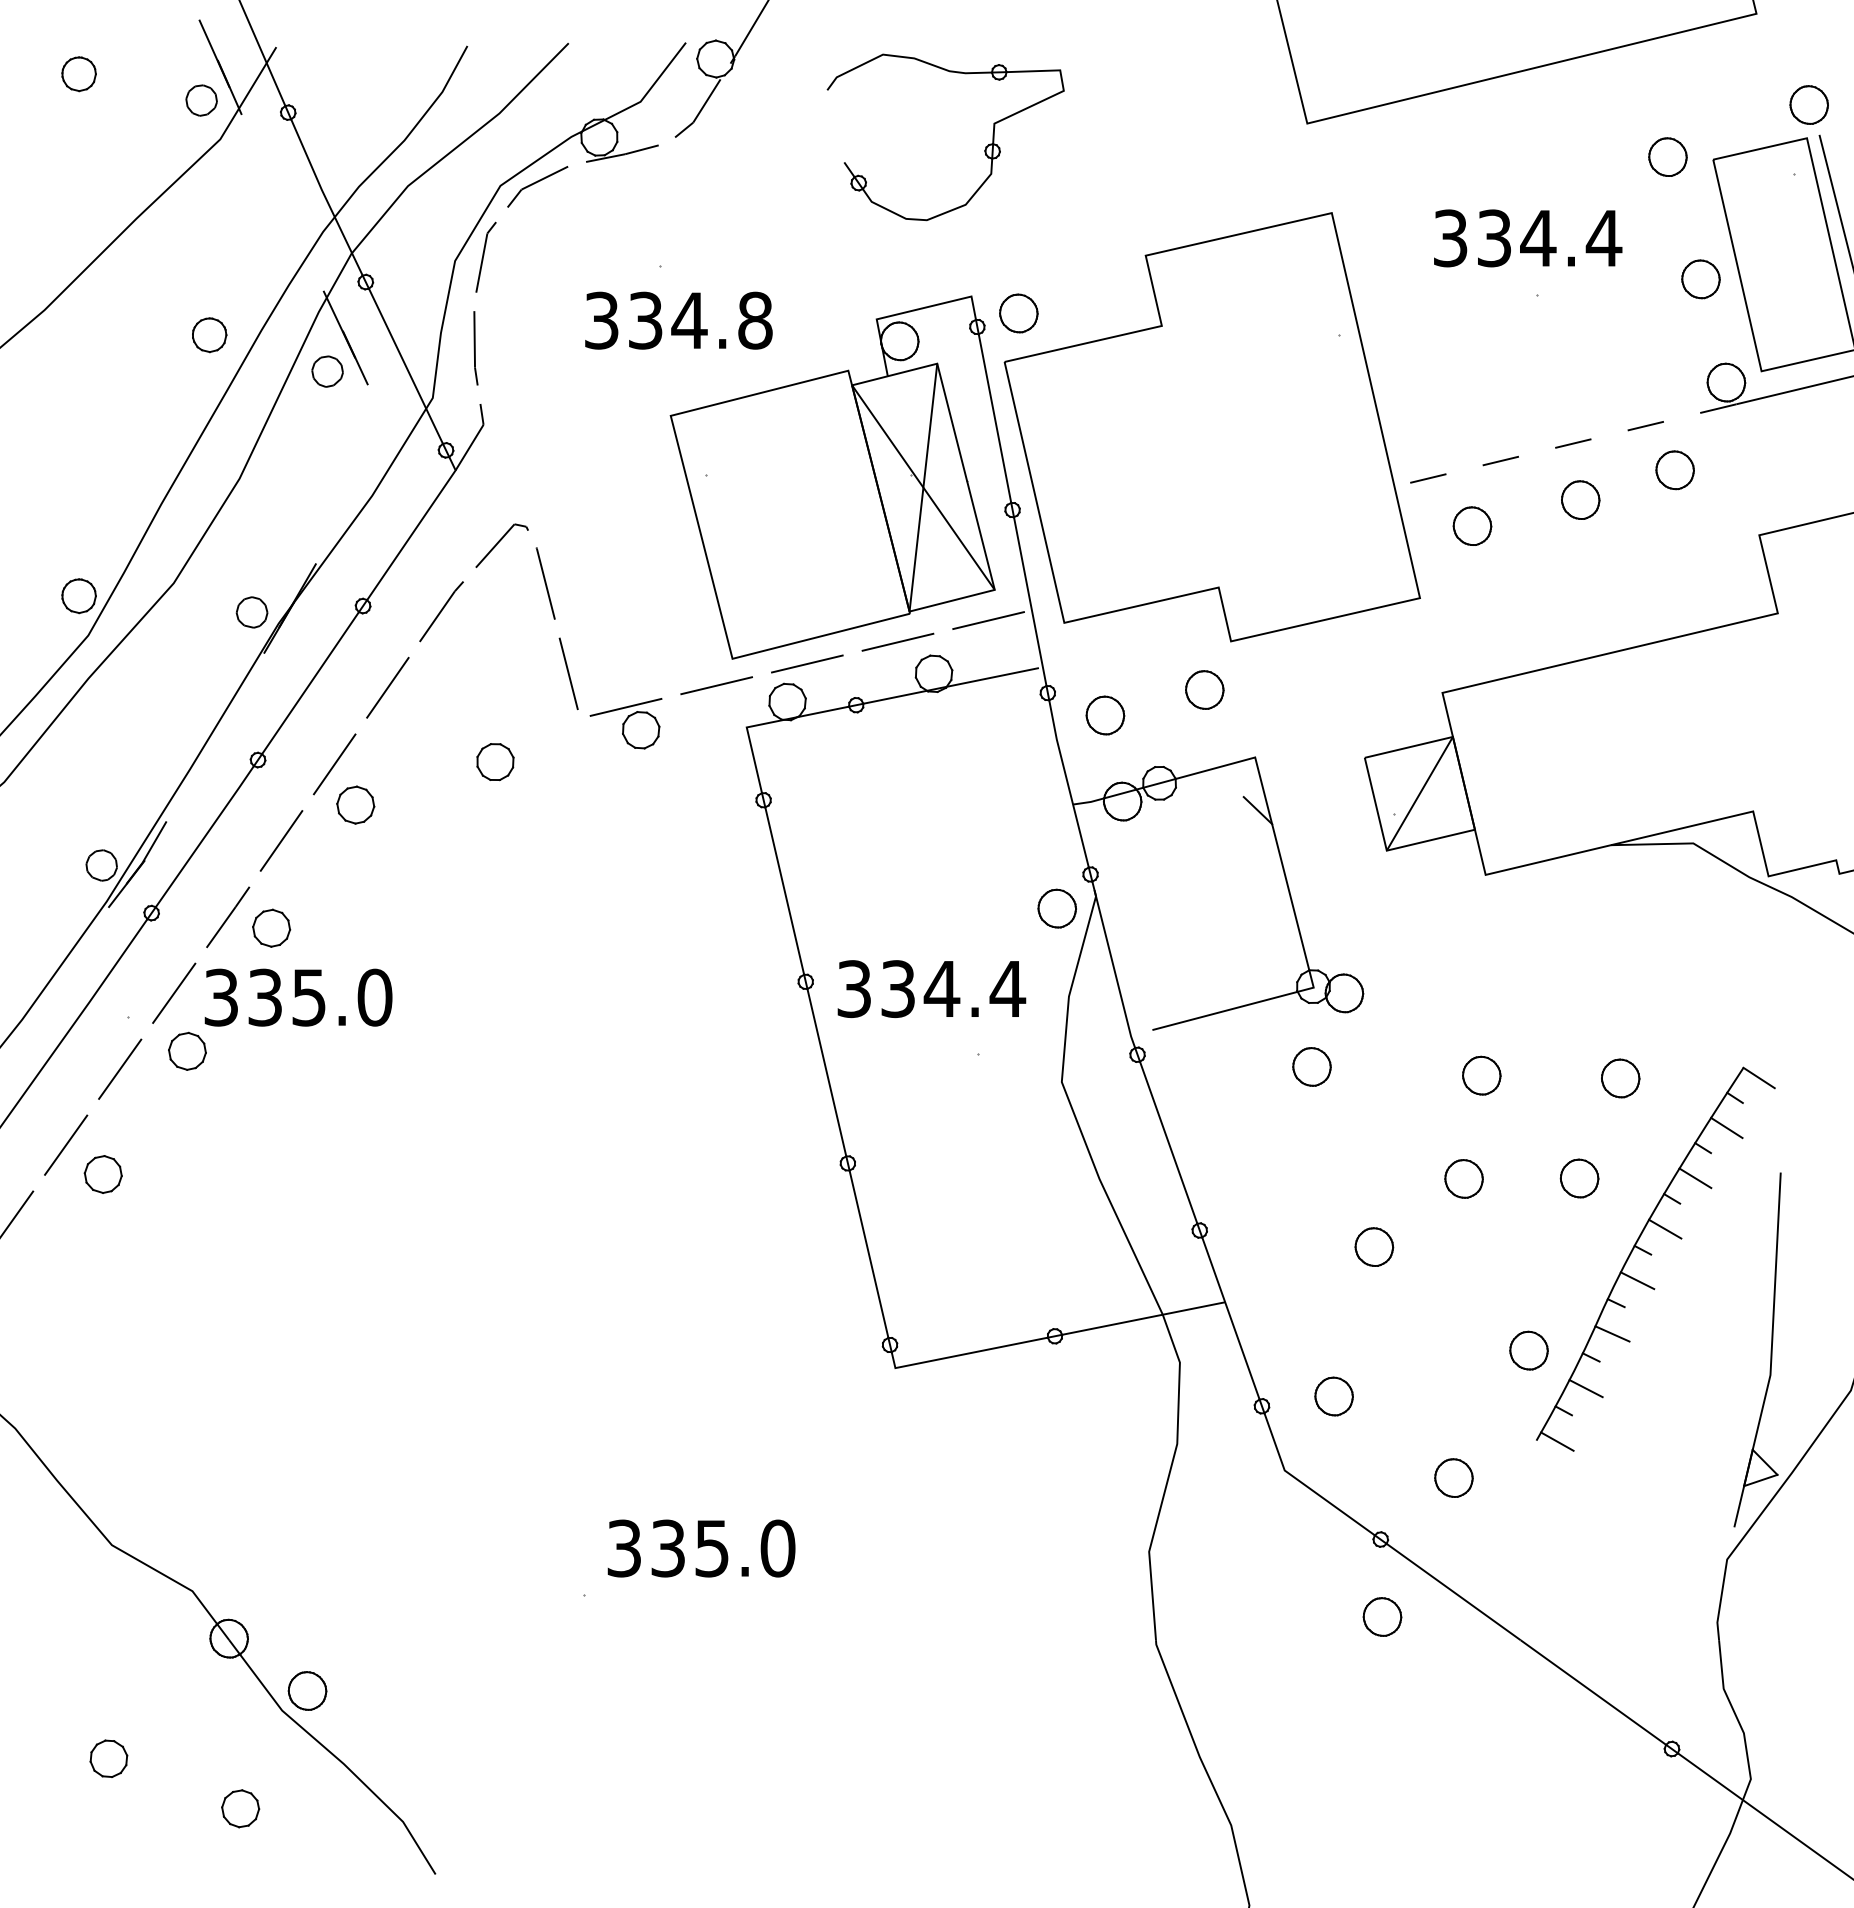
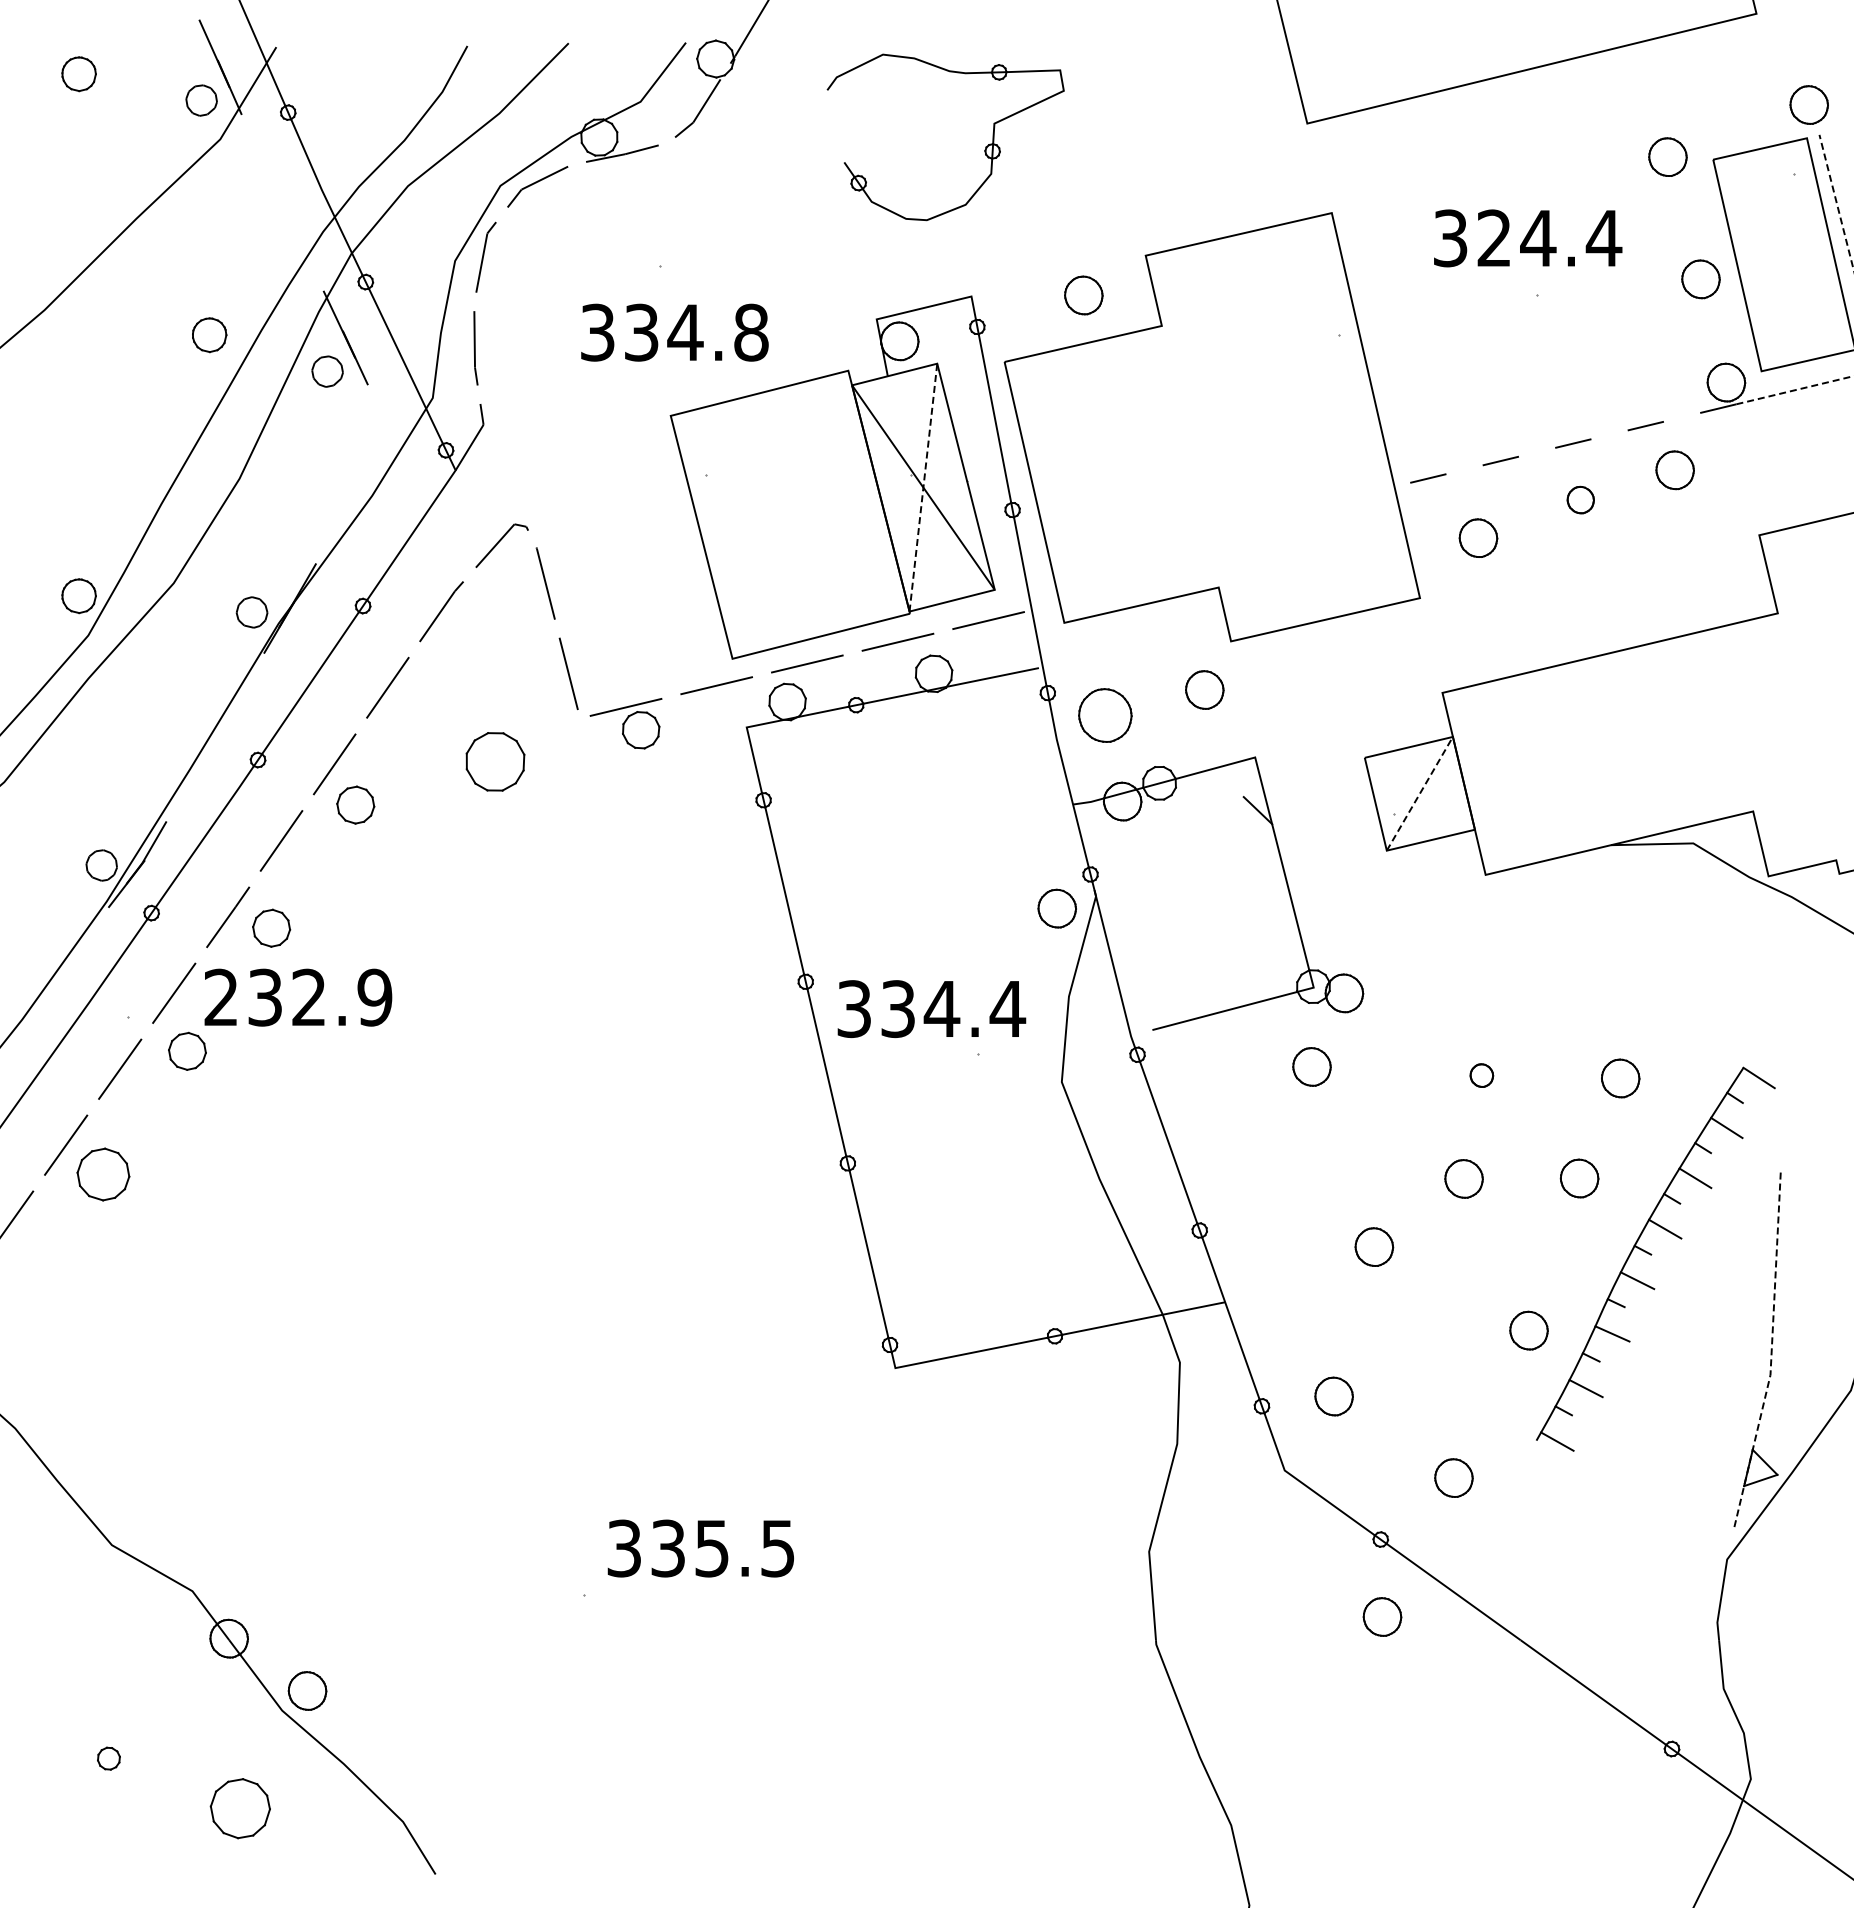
text: 334.4 -> 324.4 (1493, 238)
line: solid -> dashed (1851, 261)
part position: (1018, 313) -> (1083, 295) (1083, 295)
text position: (678, 320) -> (674, 332) (674, 332)
line: solid -> dashed (923, 487)
part size: 40x40 px -> 29x30 px (1580, 499)
part position: (1472, 525) -> (1478, 537) (1478, 537)
part size: 41x41 px -> 55x55 px (1105, 715)
part size: 39x39 px -> 61x60 px (495, 761)
line: solid -> dashed (1419, 793)
text position: (931, 988) -> (931, 1008) (931, 1008)
text: 335.0 -> 232.9 (298, 997)
part size: 40x41 px -> 26x25 px (1481, 1075)
part size: 40x39 px -> 55x55 px (103, 1174)
part position: (1528, 1350) -> (1528, 1330) (1528, 1330)
line: solid -> dashed (1771, 1353)
text: 335.0 -> 335.5 (777, 1548)
part size: 40x39 px -> 24x25 px (108, 1758)
part size: 40x40 px -> 62x62 px (239, 1808)
